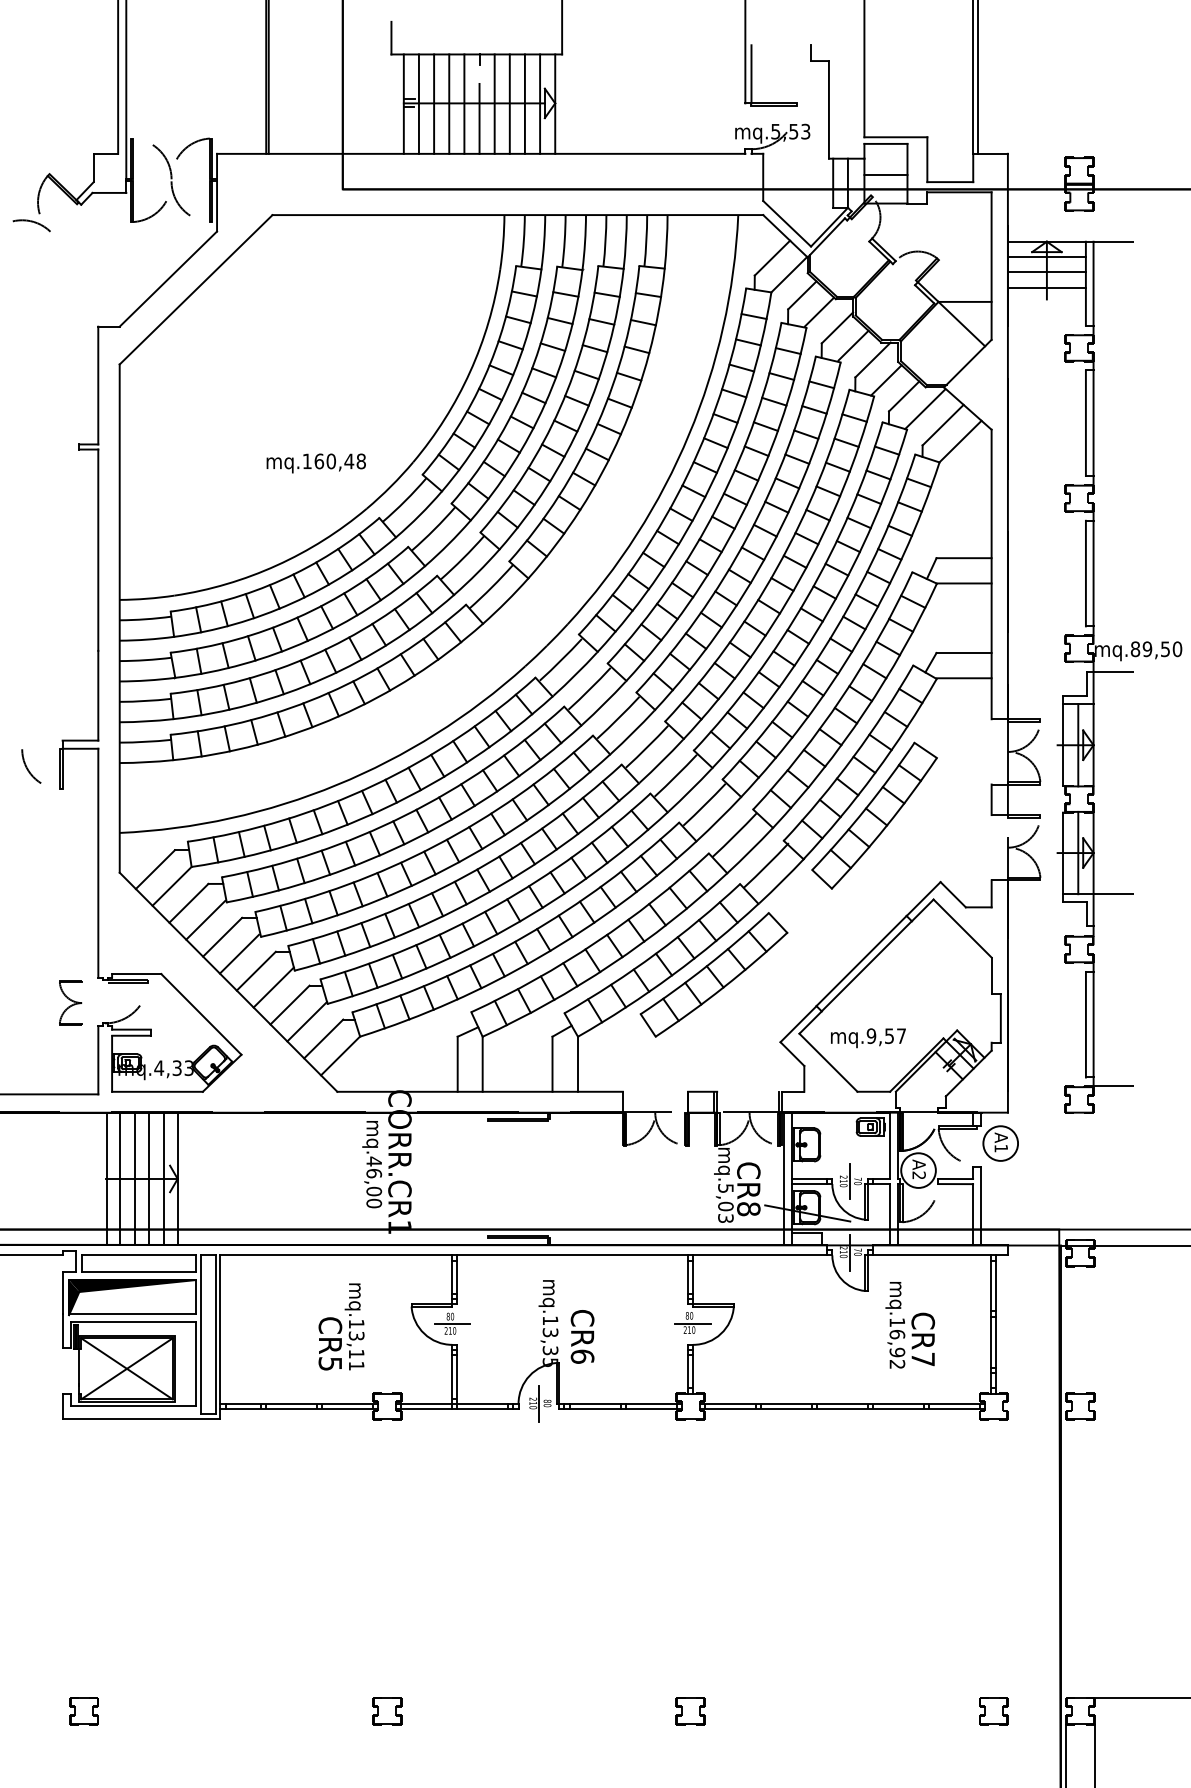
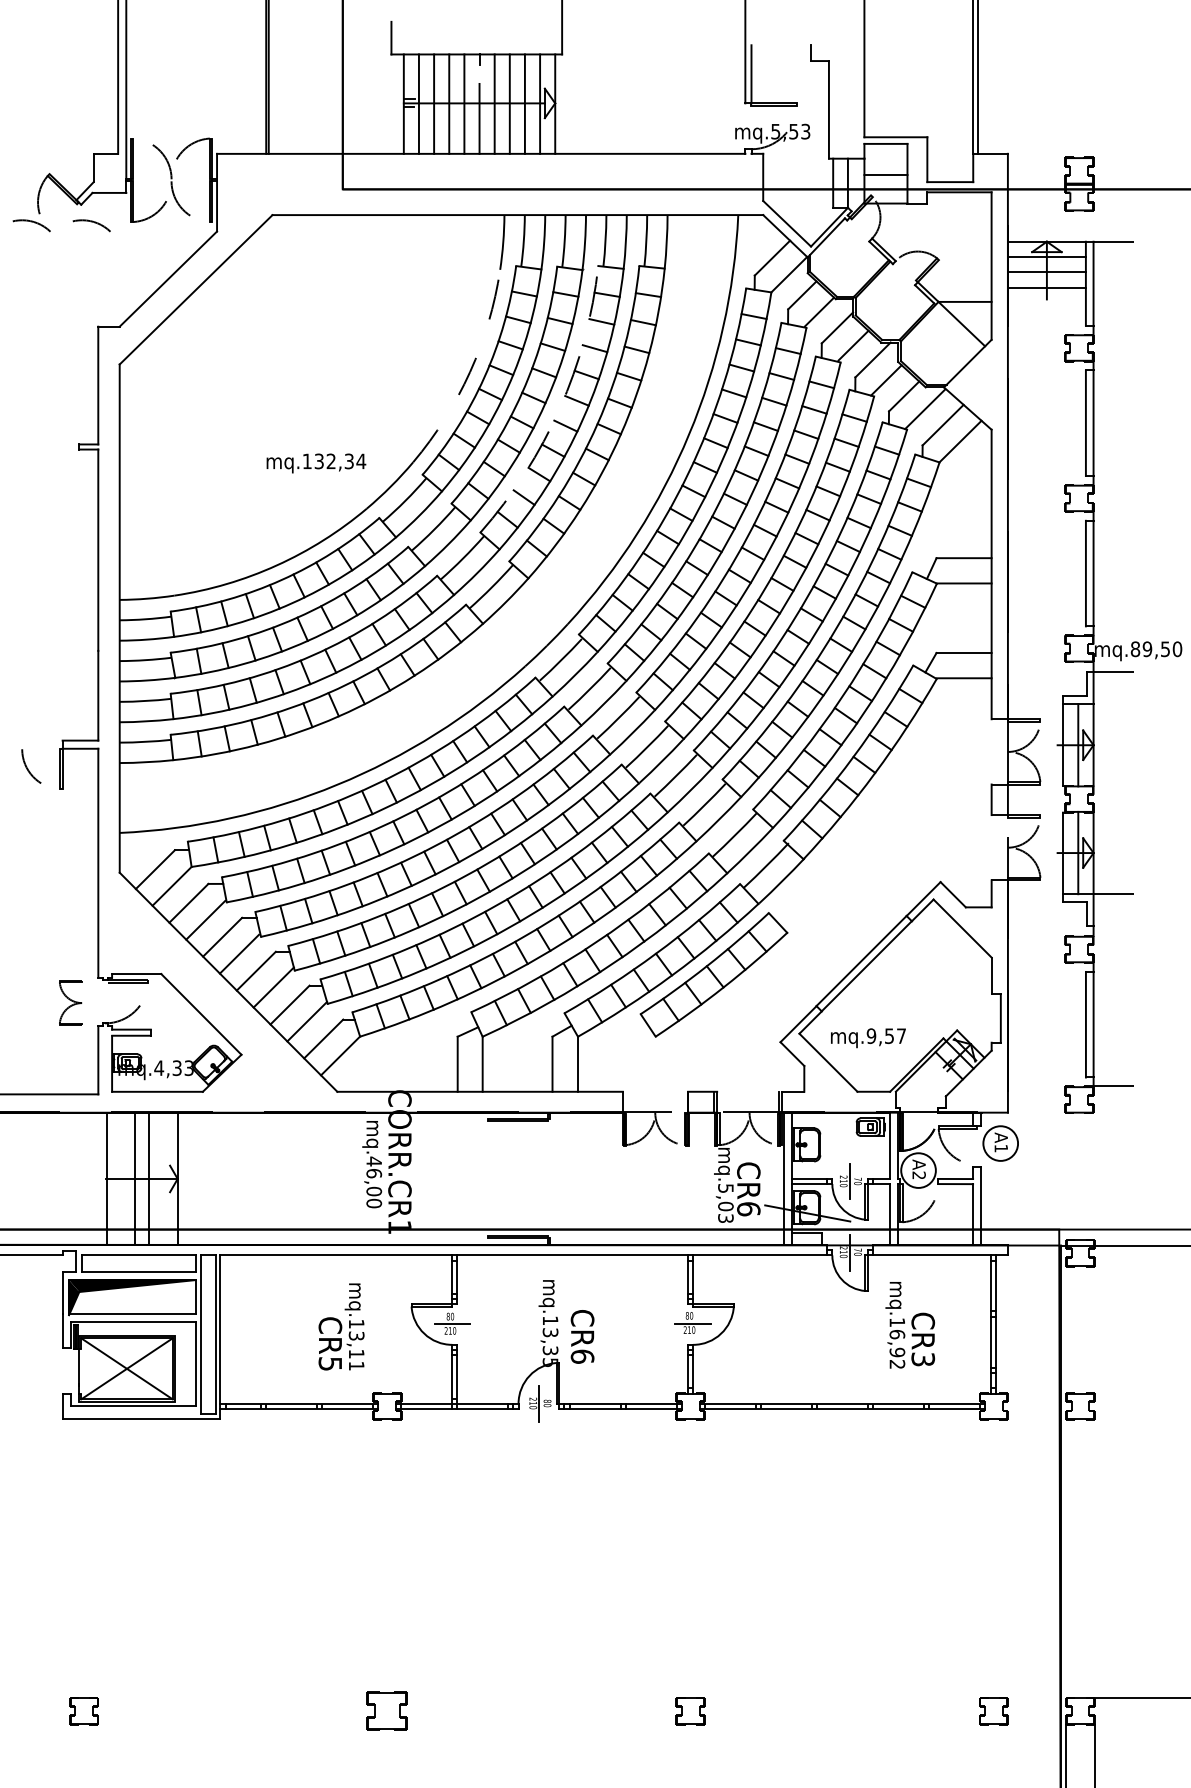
arc: none -> present (91, 222)
arc: solid -> dashed (470, 372)
arc: solid -> dashed (559, 408)
text: mq.160,48 -> mq.132,34 (340, 461)
part: present -> none (874, 815)
line: present -> none (120, 1178)
line: present -> none (163, 1178)
text: CR8 -> CR6 (748, 1209)
text: CR7 -> CR3 (923, 1359)
part size: 31x29 px -> 42x40 px (386, 1710)
